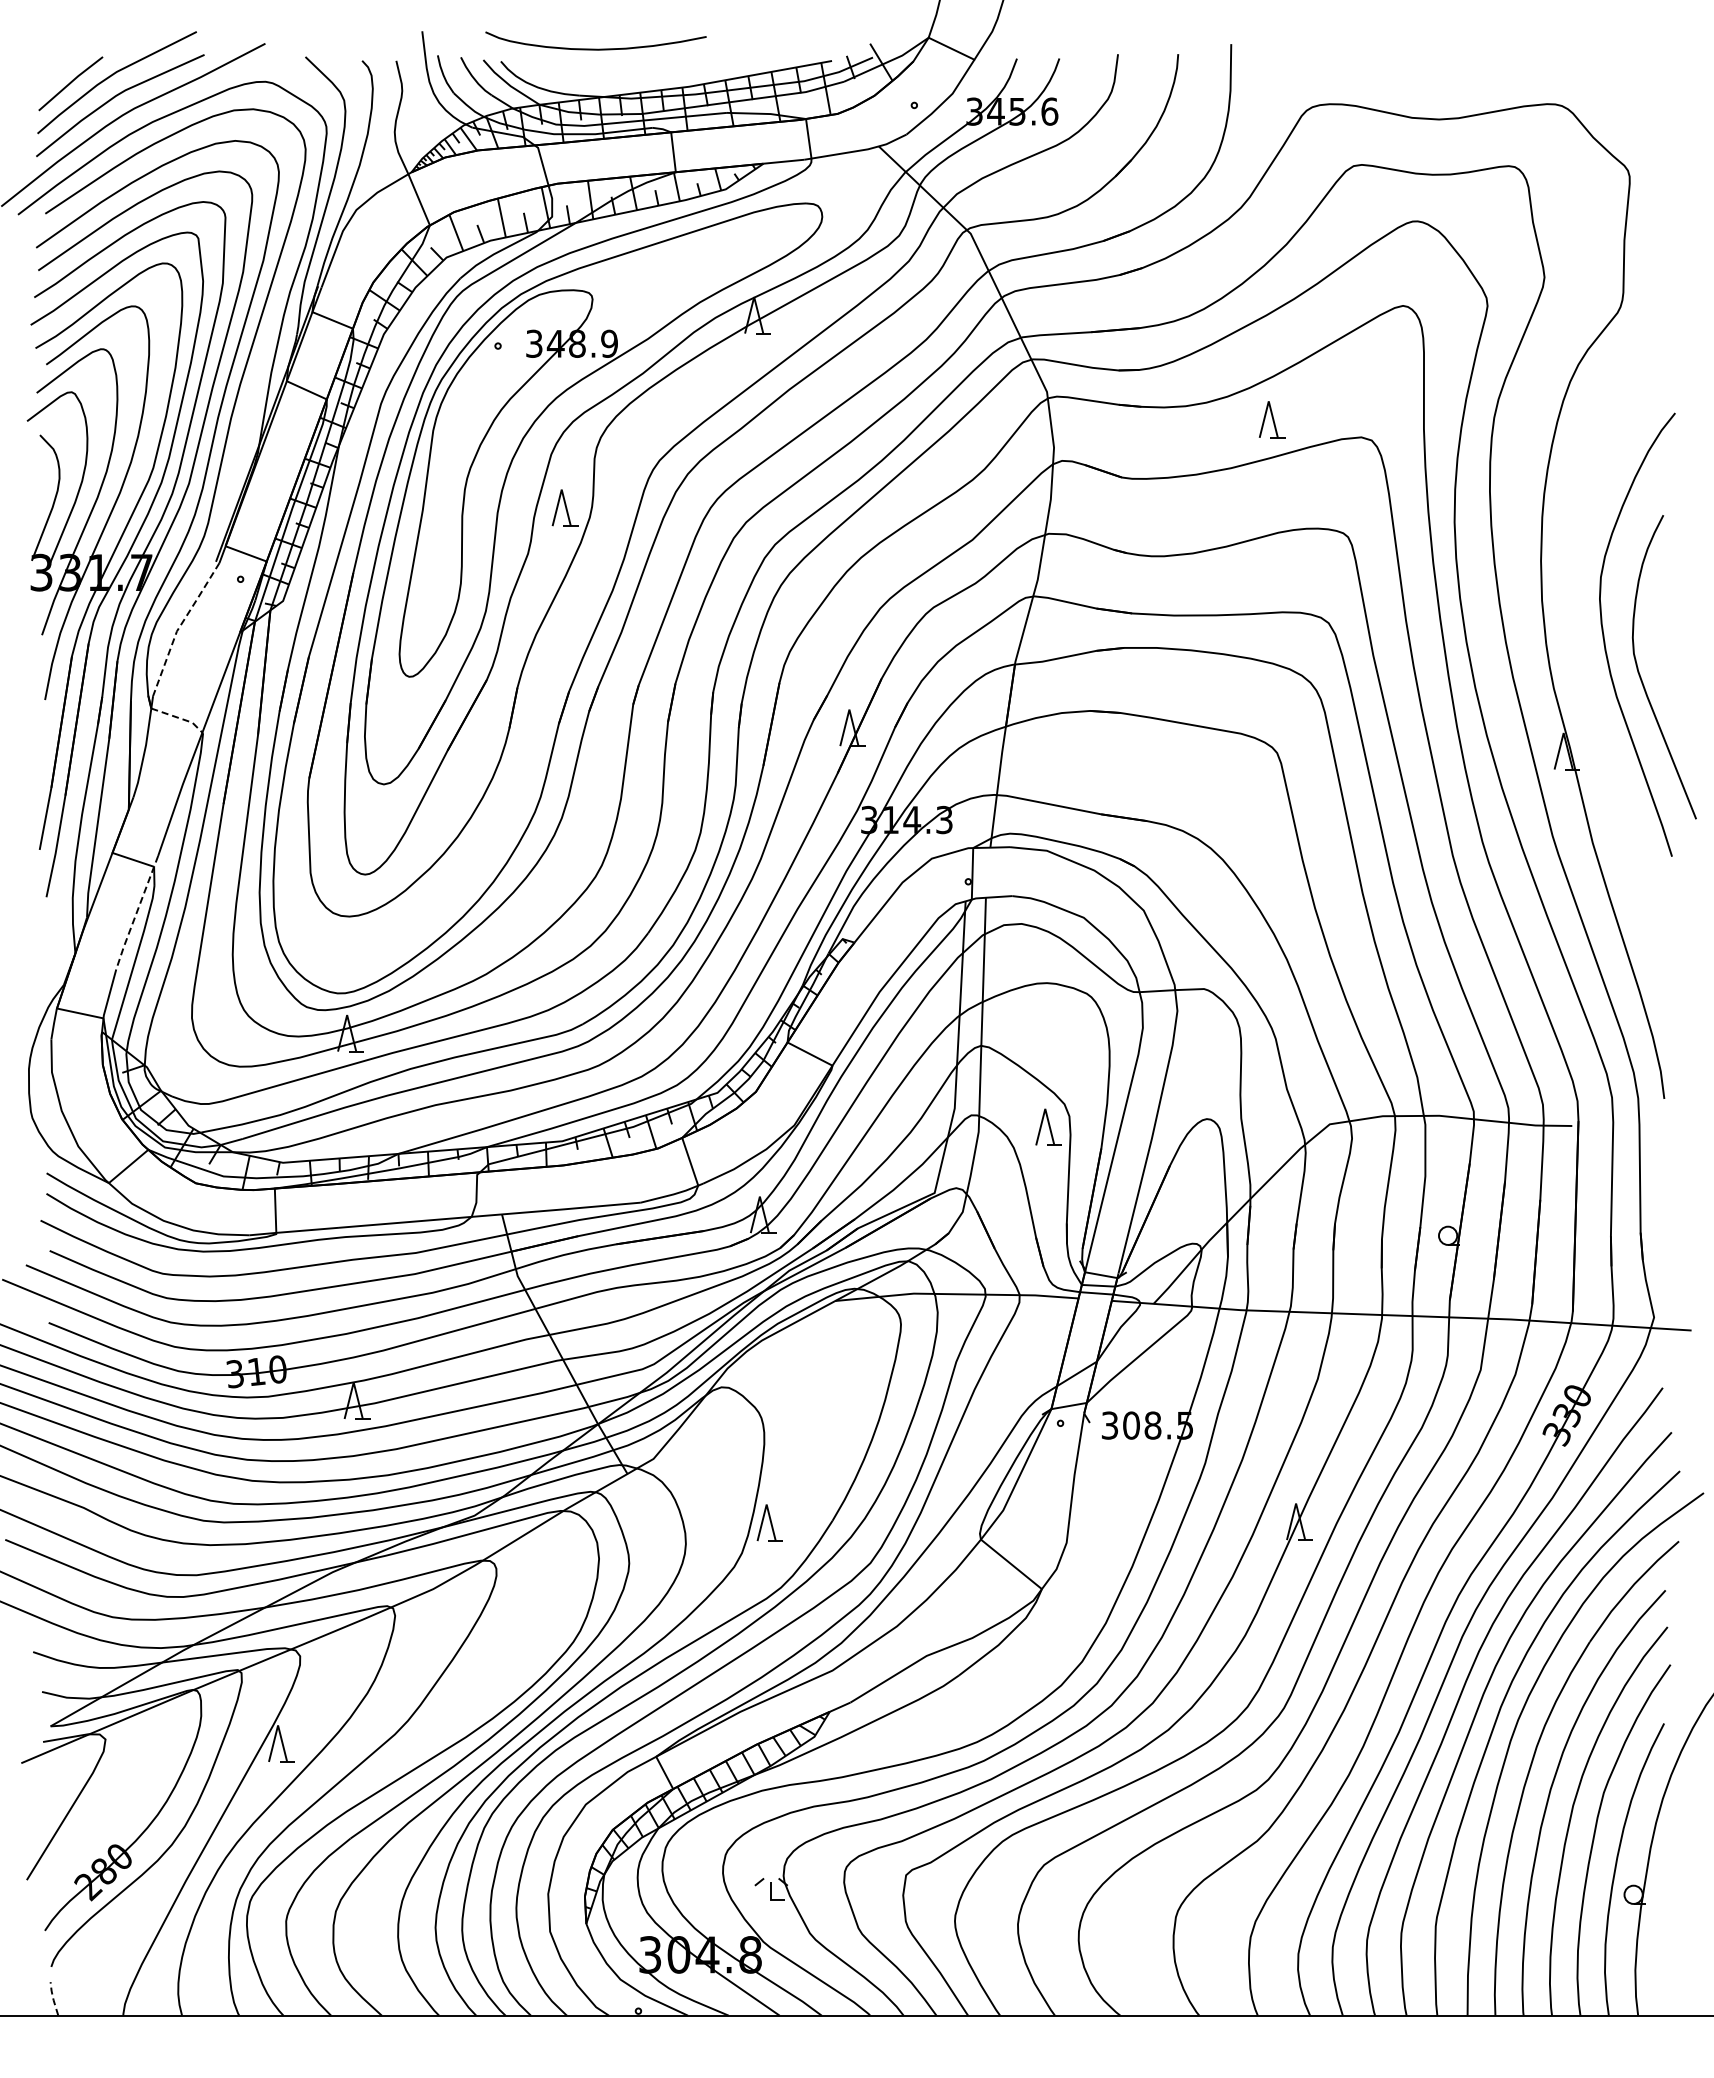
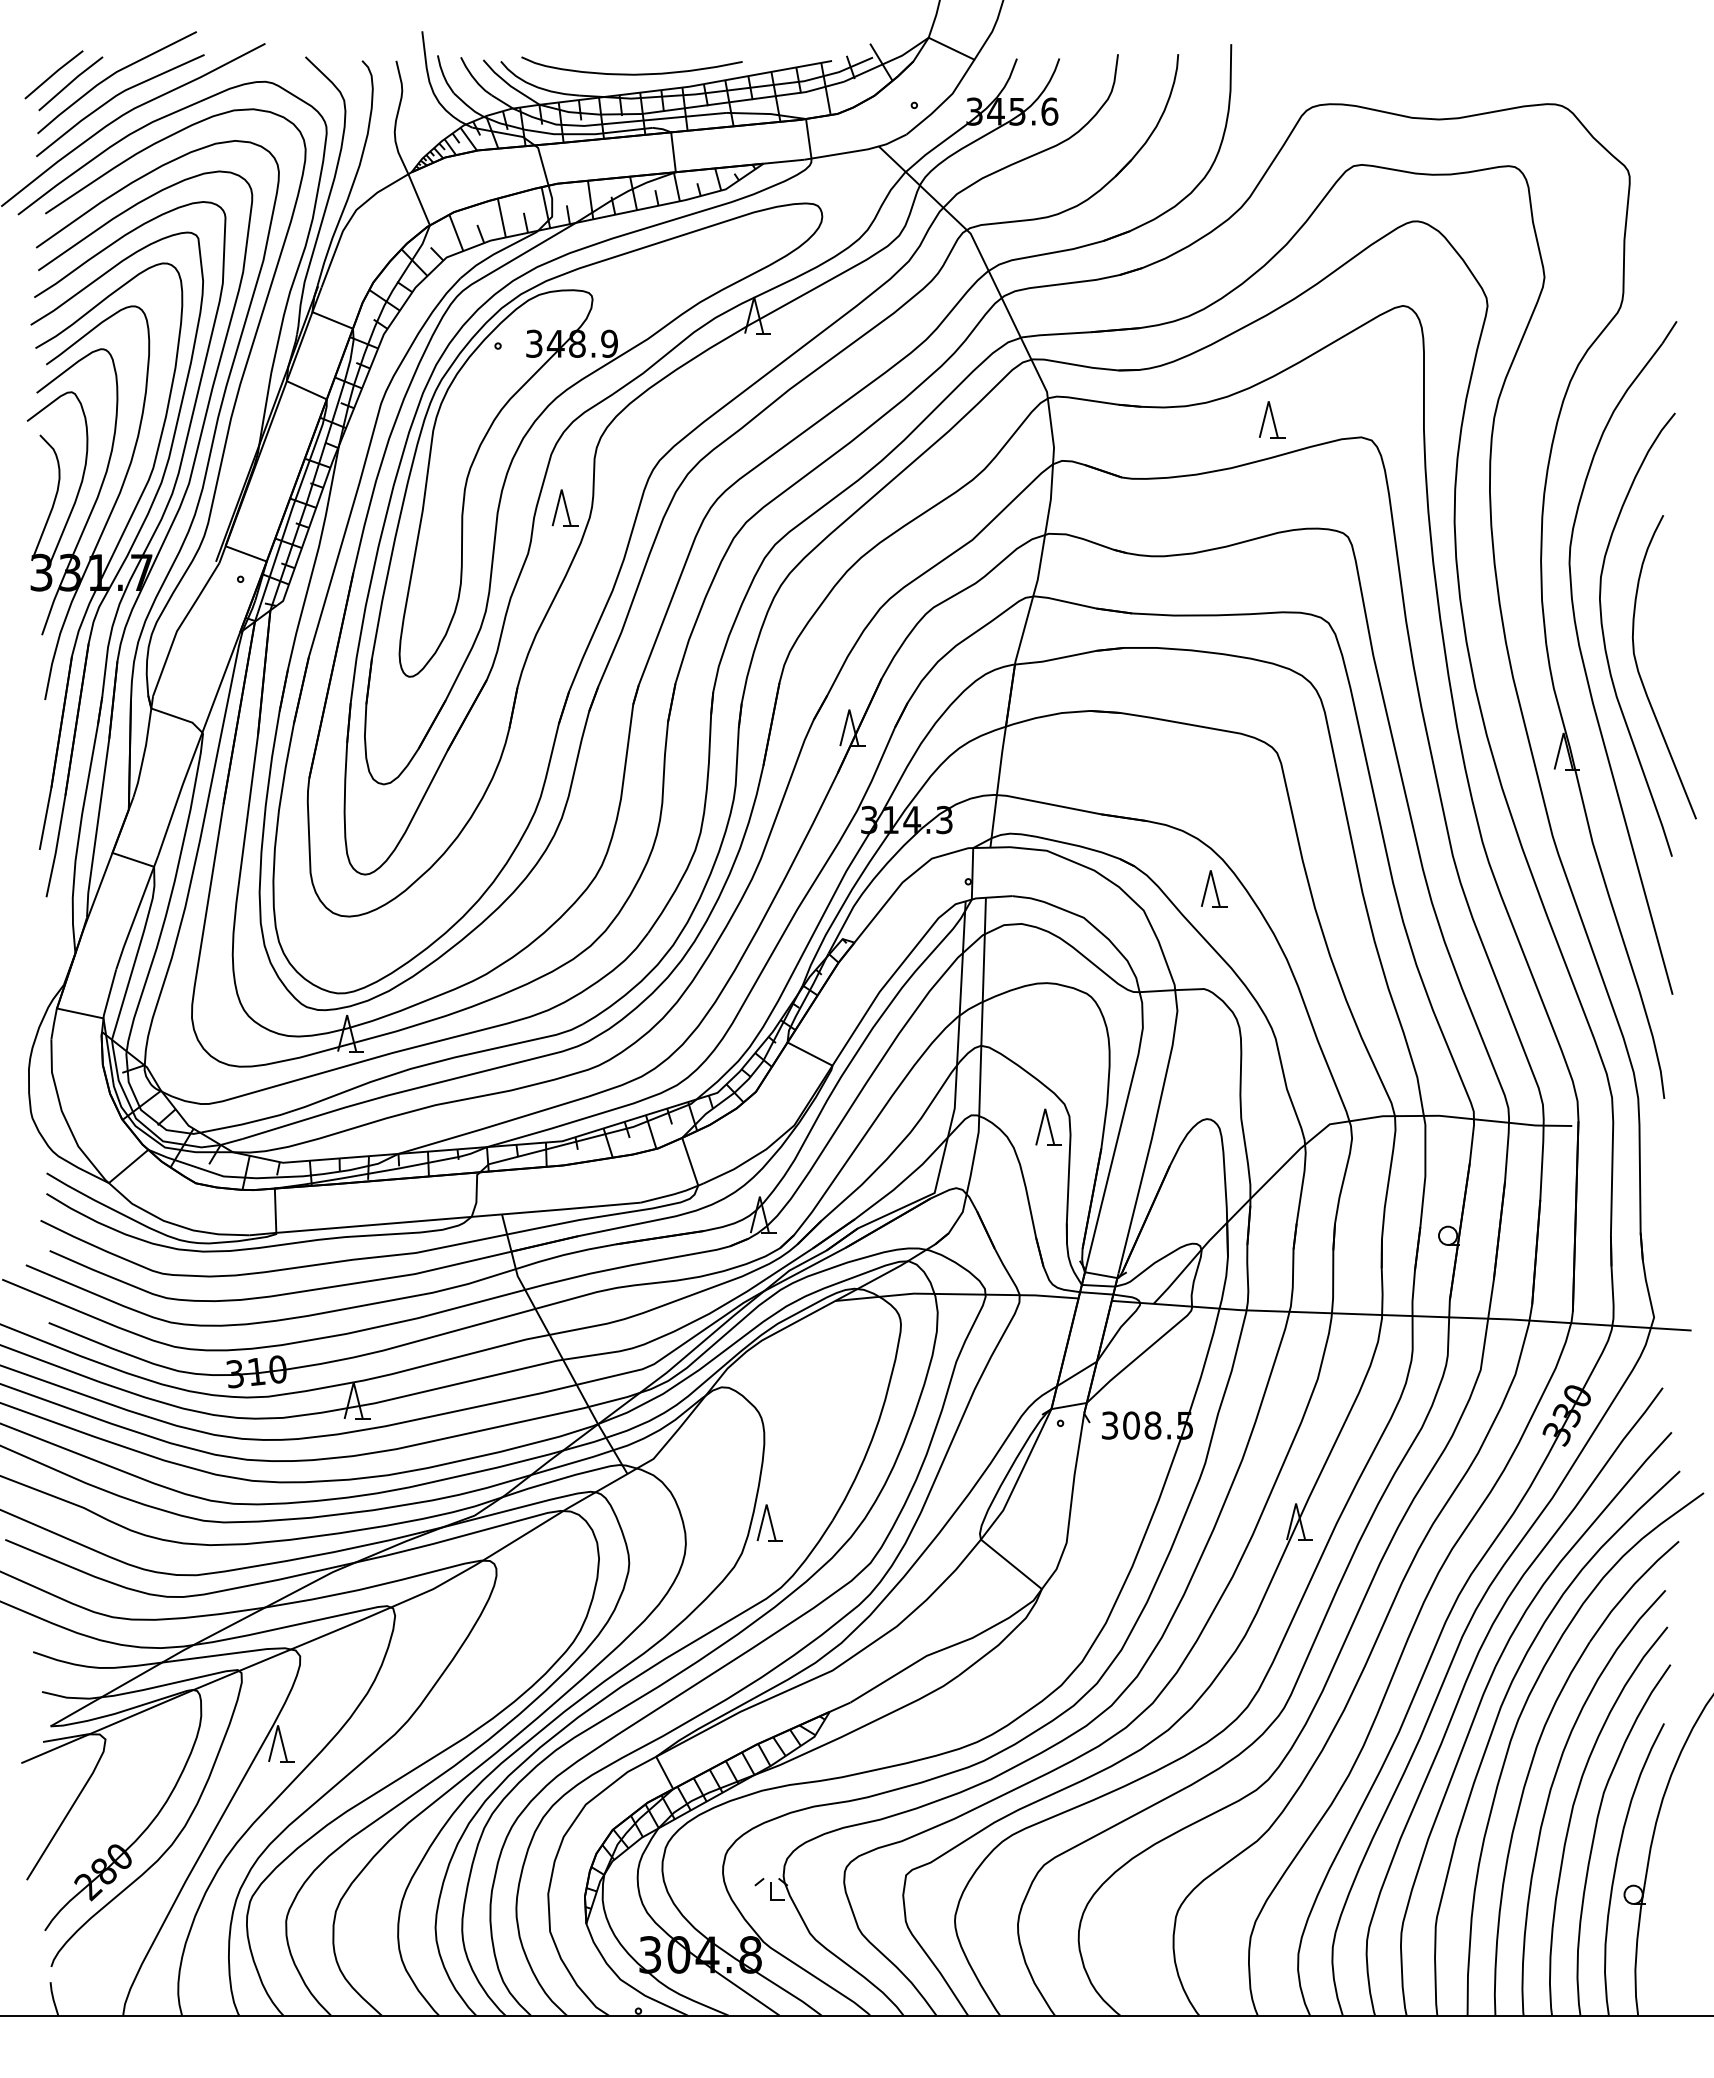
curve position: (595, 48) -> (631, 73) (631, 73)
line: none -> present (53, 74)
line: dashed -> solid (179, 627)
part: none -> present (1585, 666)
line: dashed -> solid (179, 718)
part: none -> present (1214, 888)
line: dashed -> solid (136, 912)
line: dashed -> solid (53, 1999)
